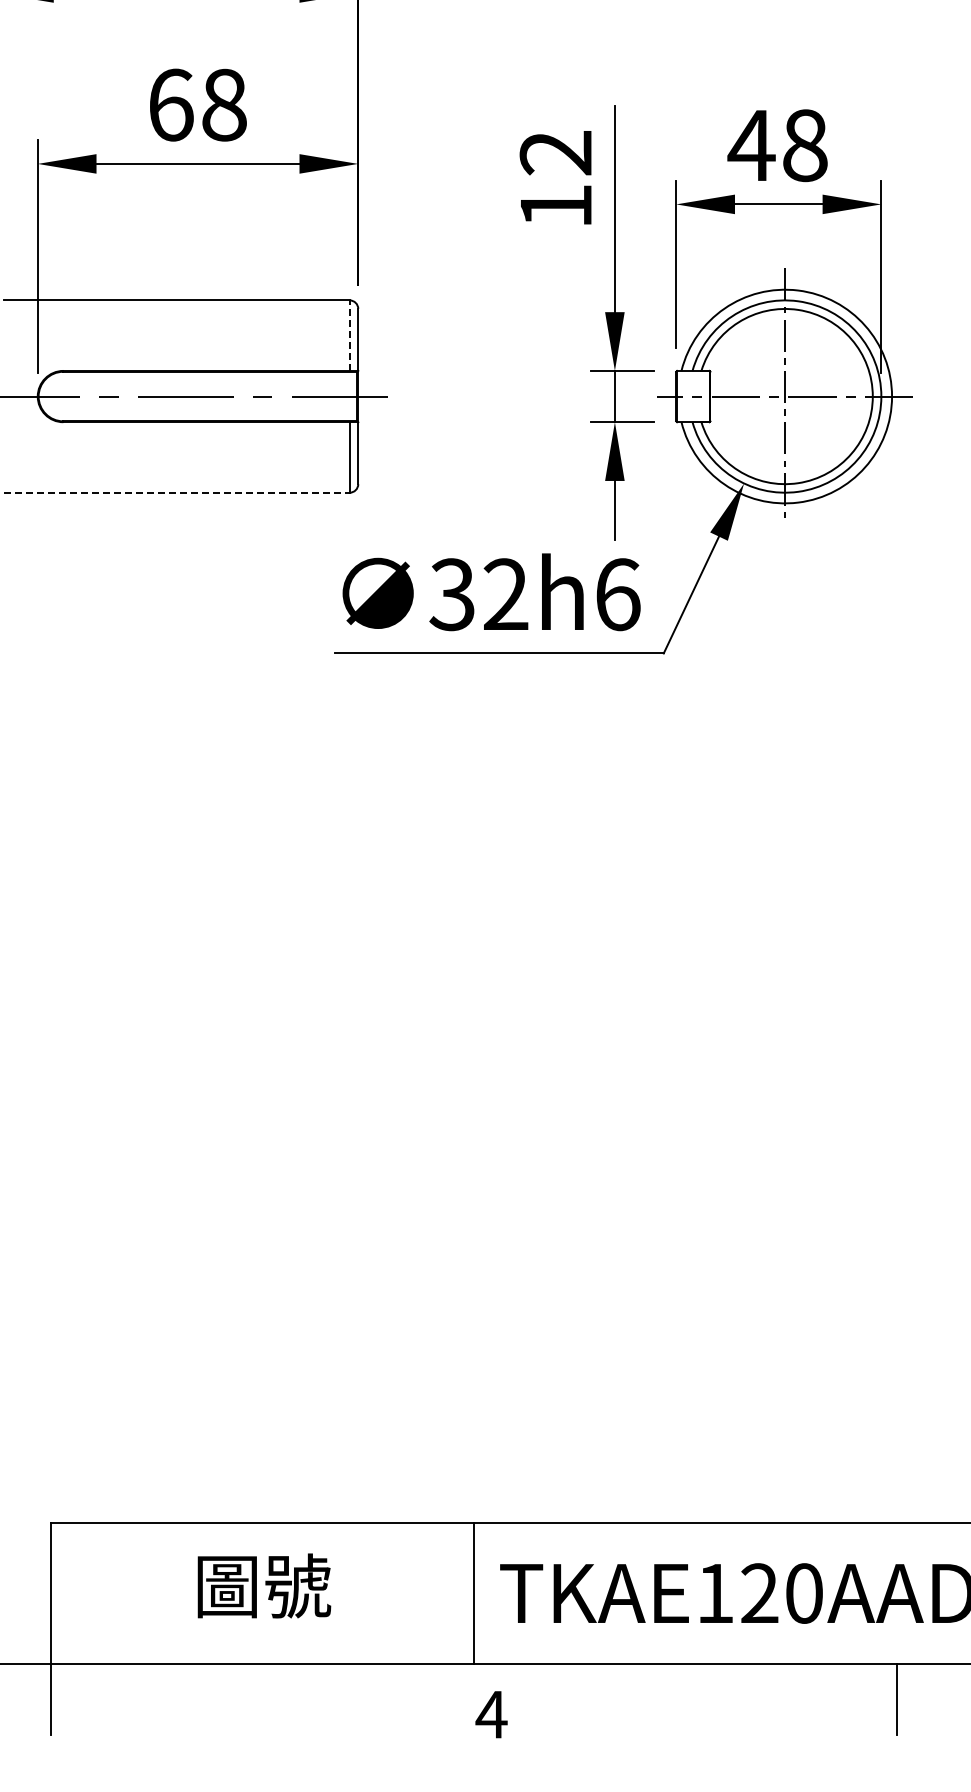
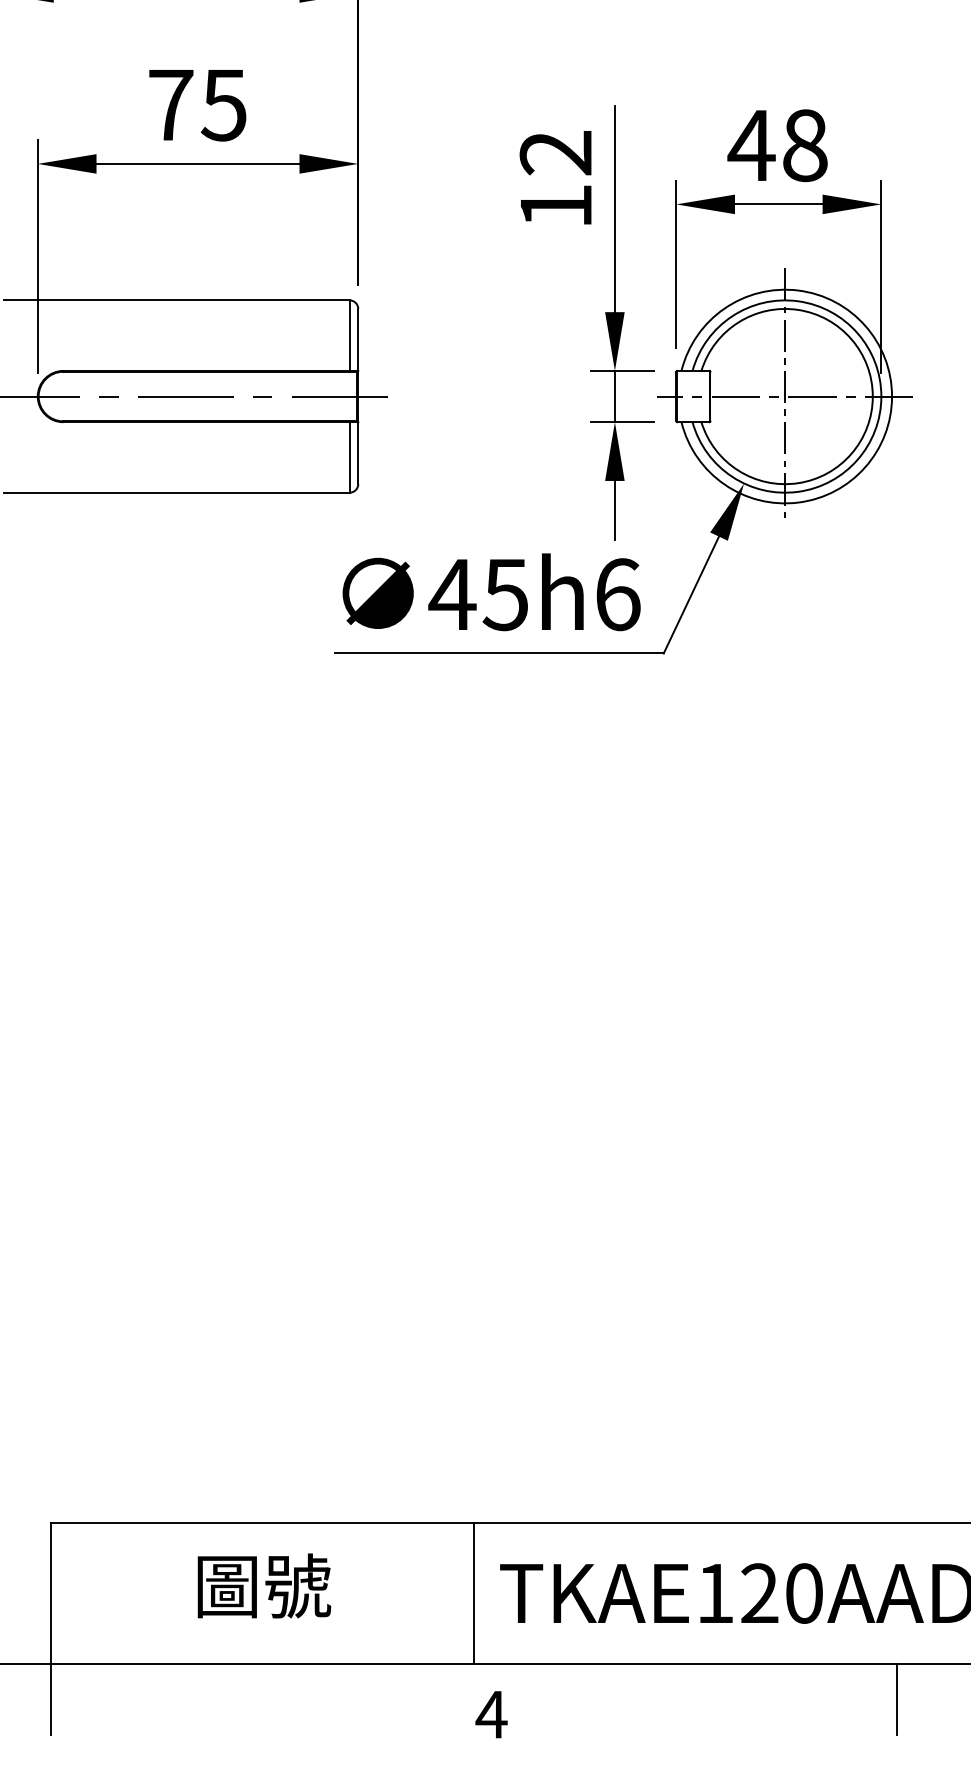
text: 68 -> 75 (197, 104)
line: dashed -> solid (349, 335)
line: dashed -> solid (177, 492)
text: 32h6 -> 45h6 (478, 594)
